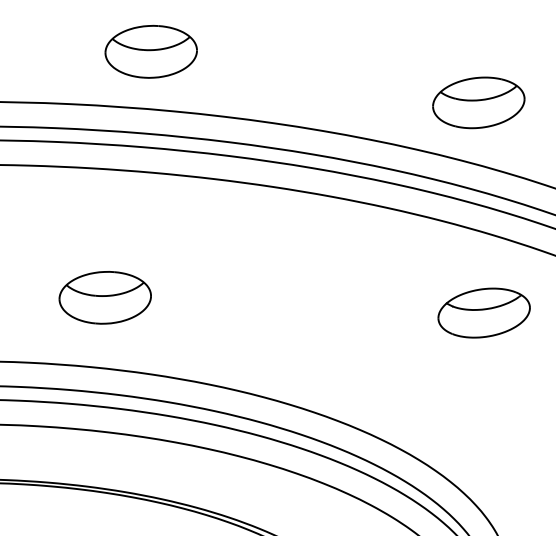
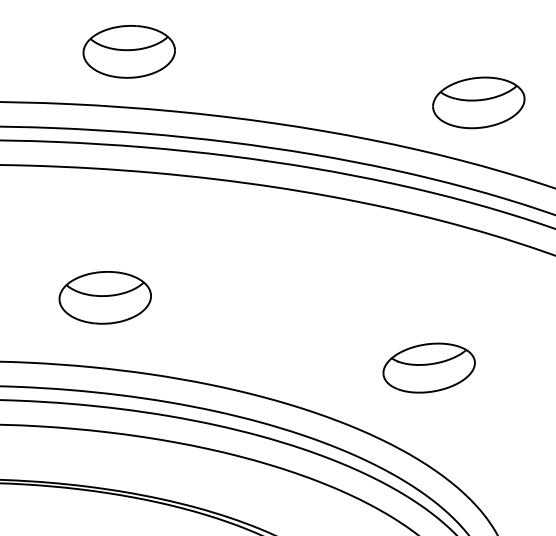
part position: (150, 51) -> (128, 51) (128, 51)
part position: (483, 312) -> (428, 367) (428, 367)
